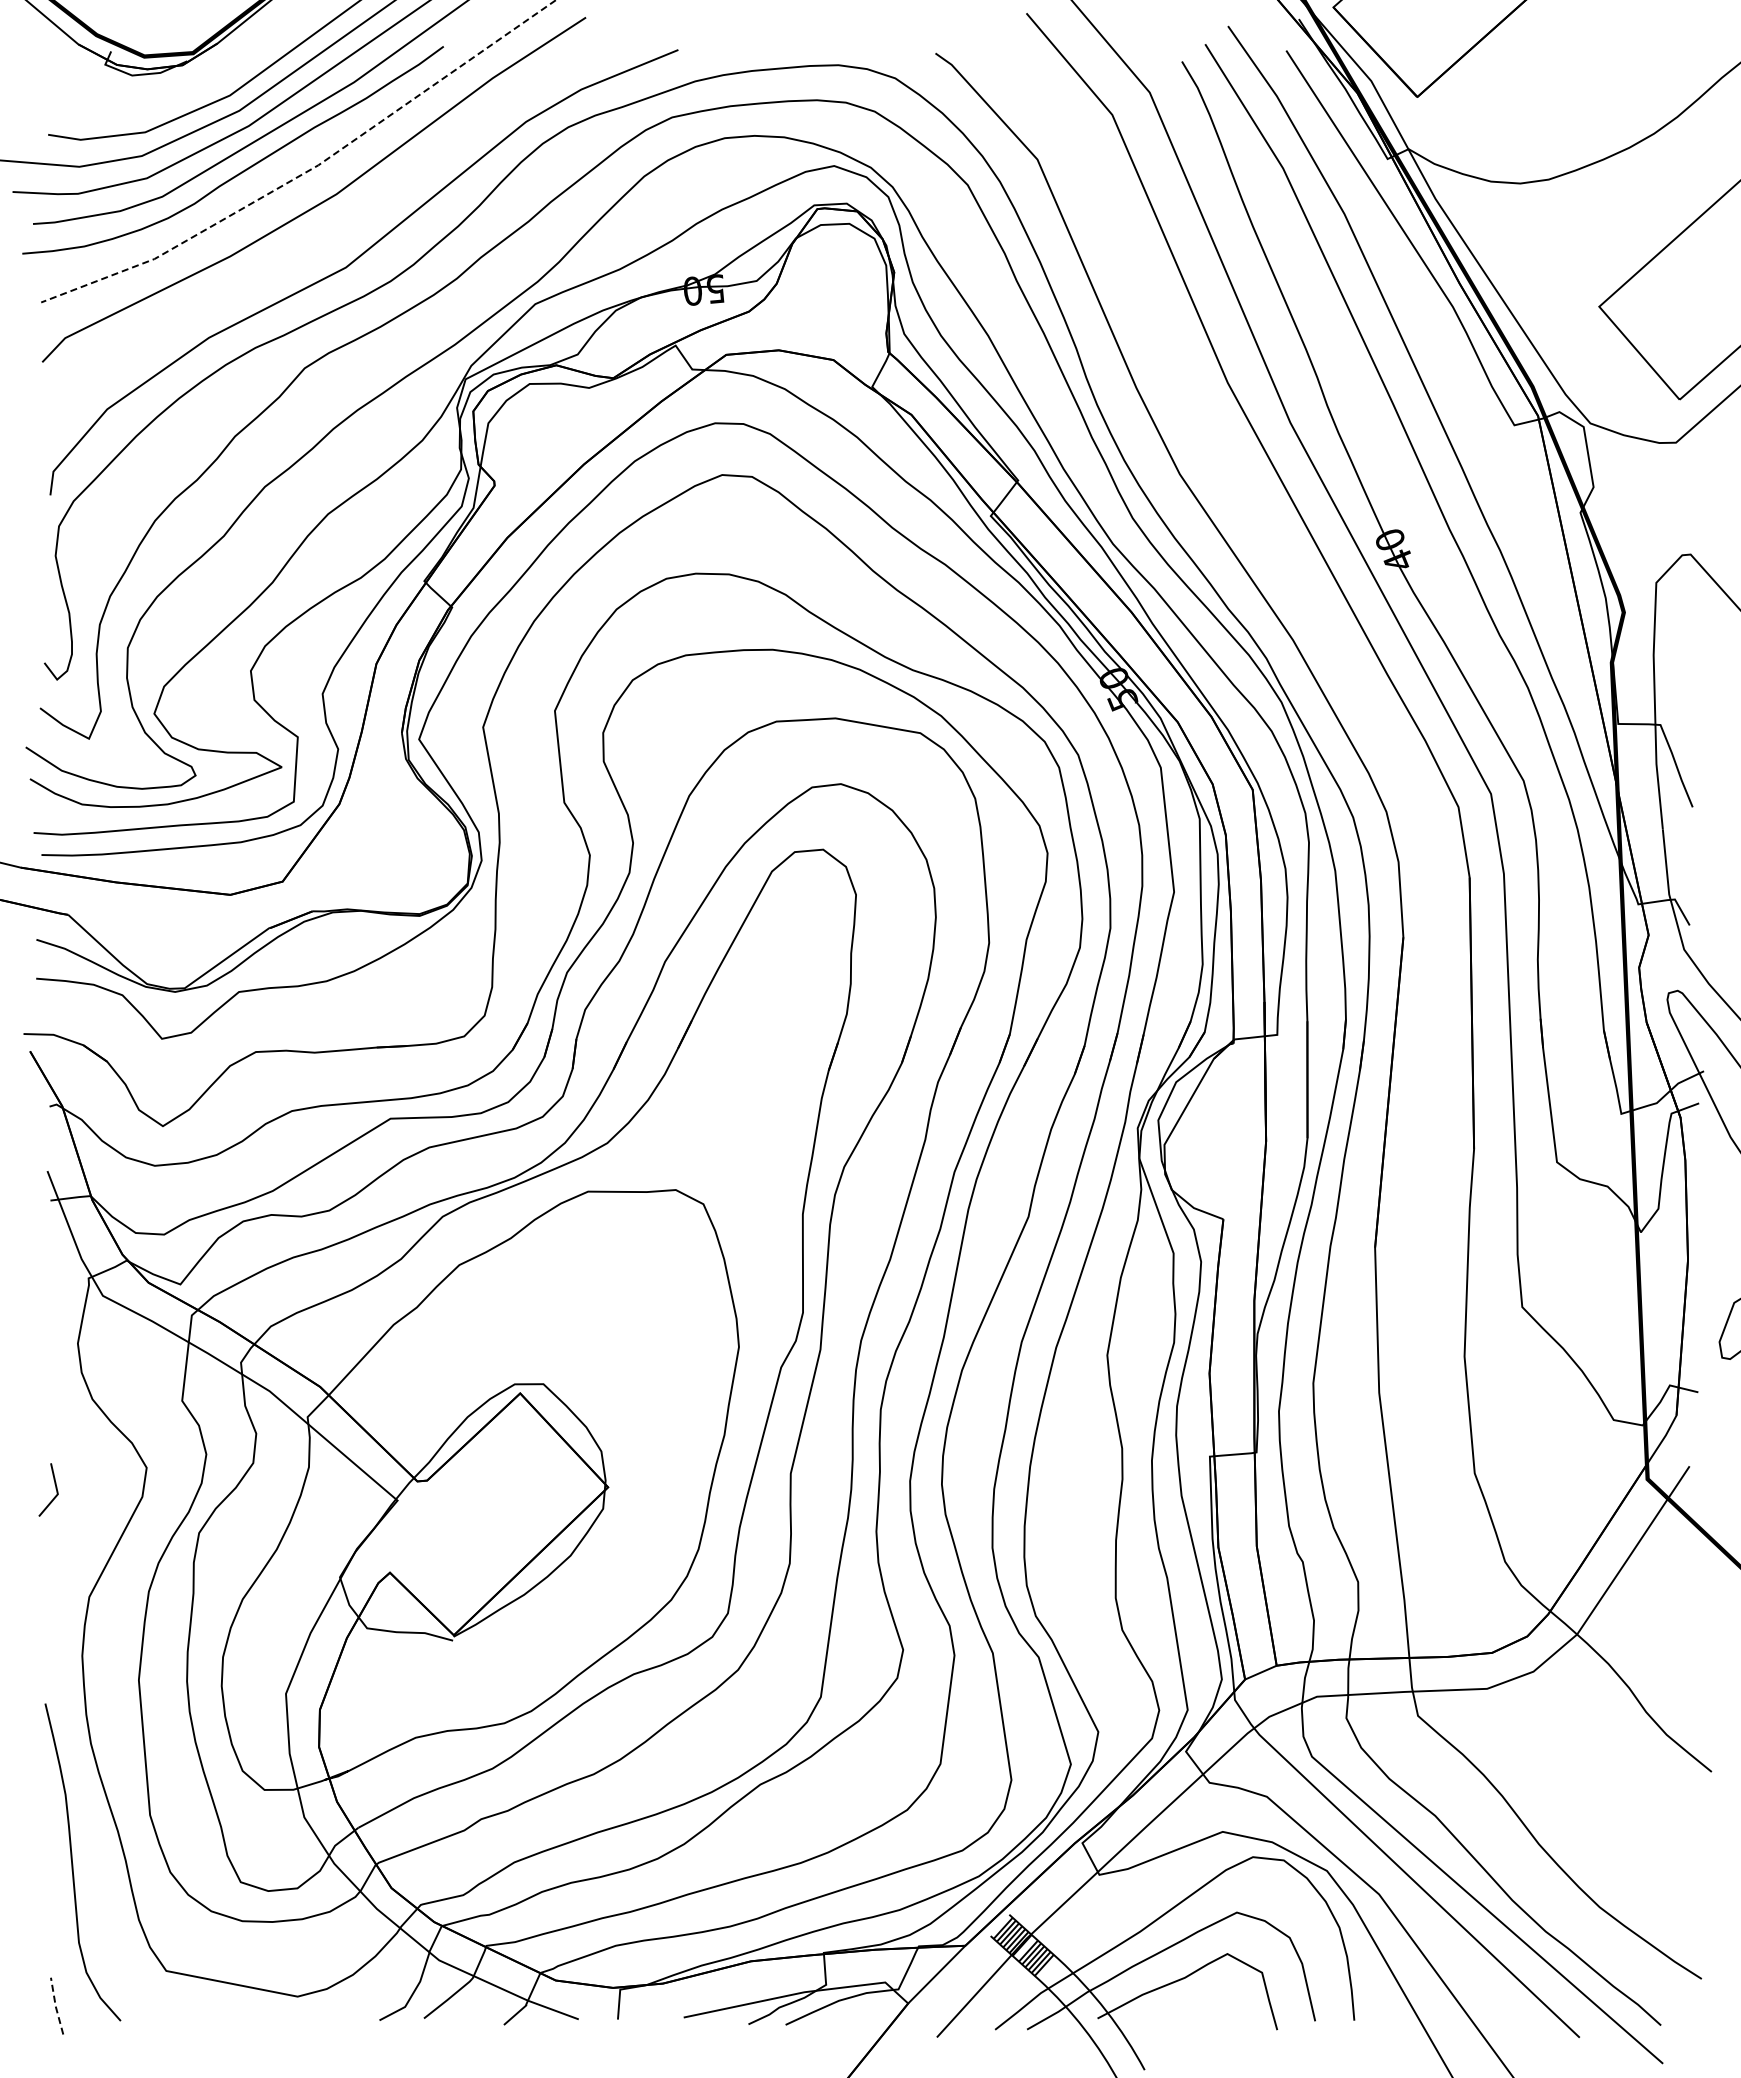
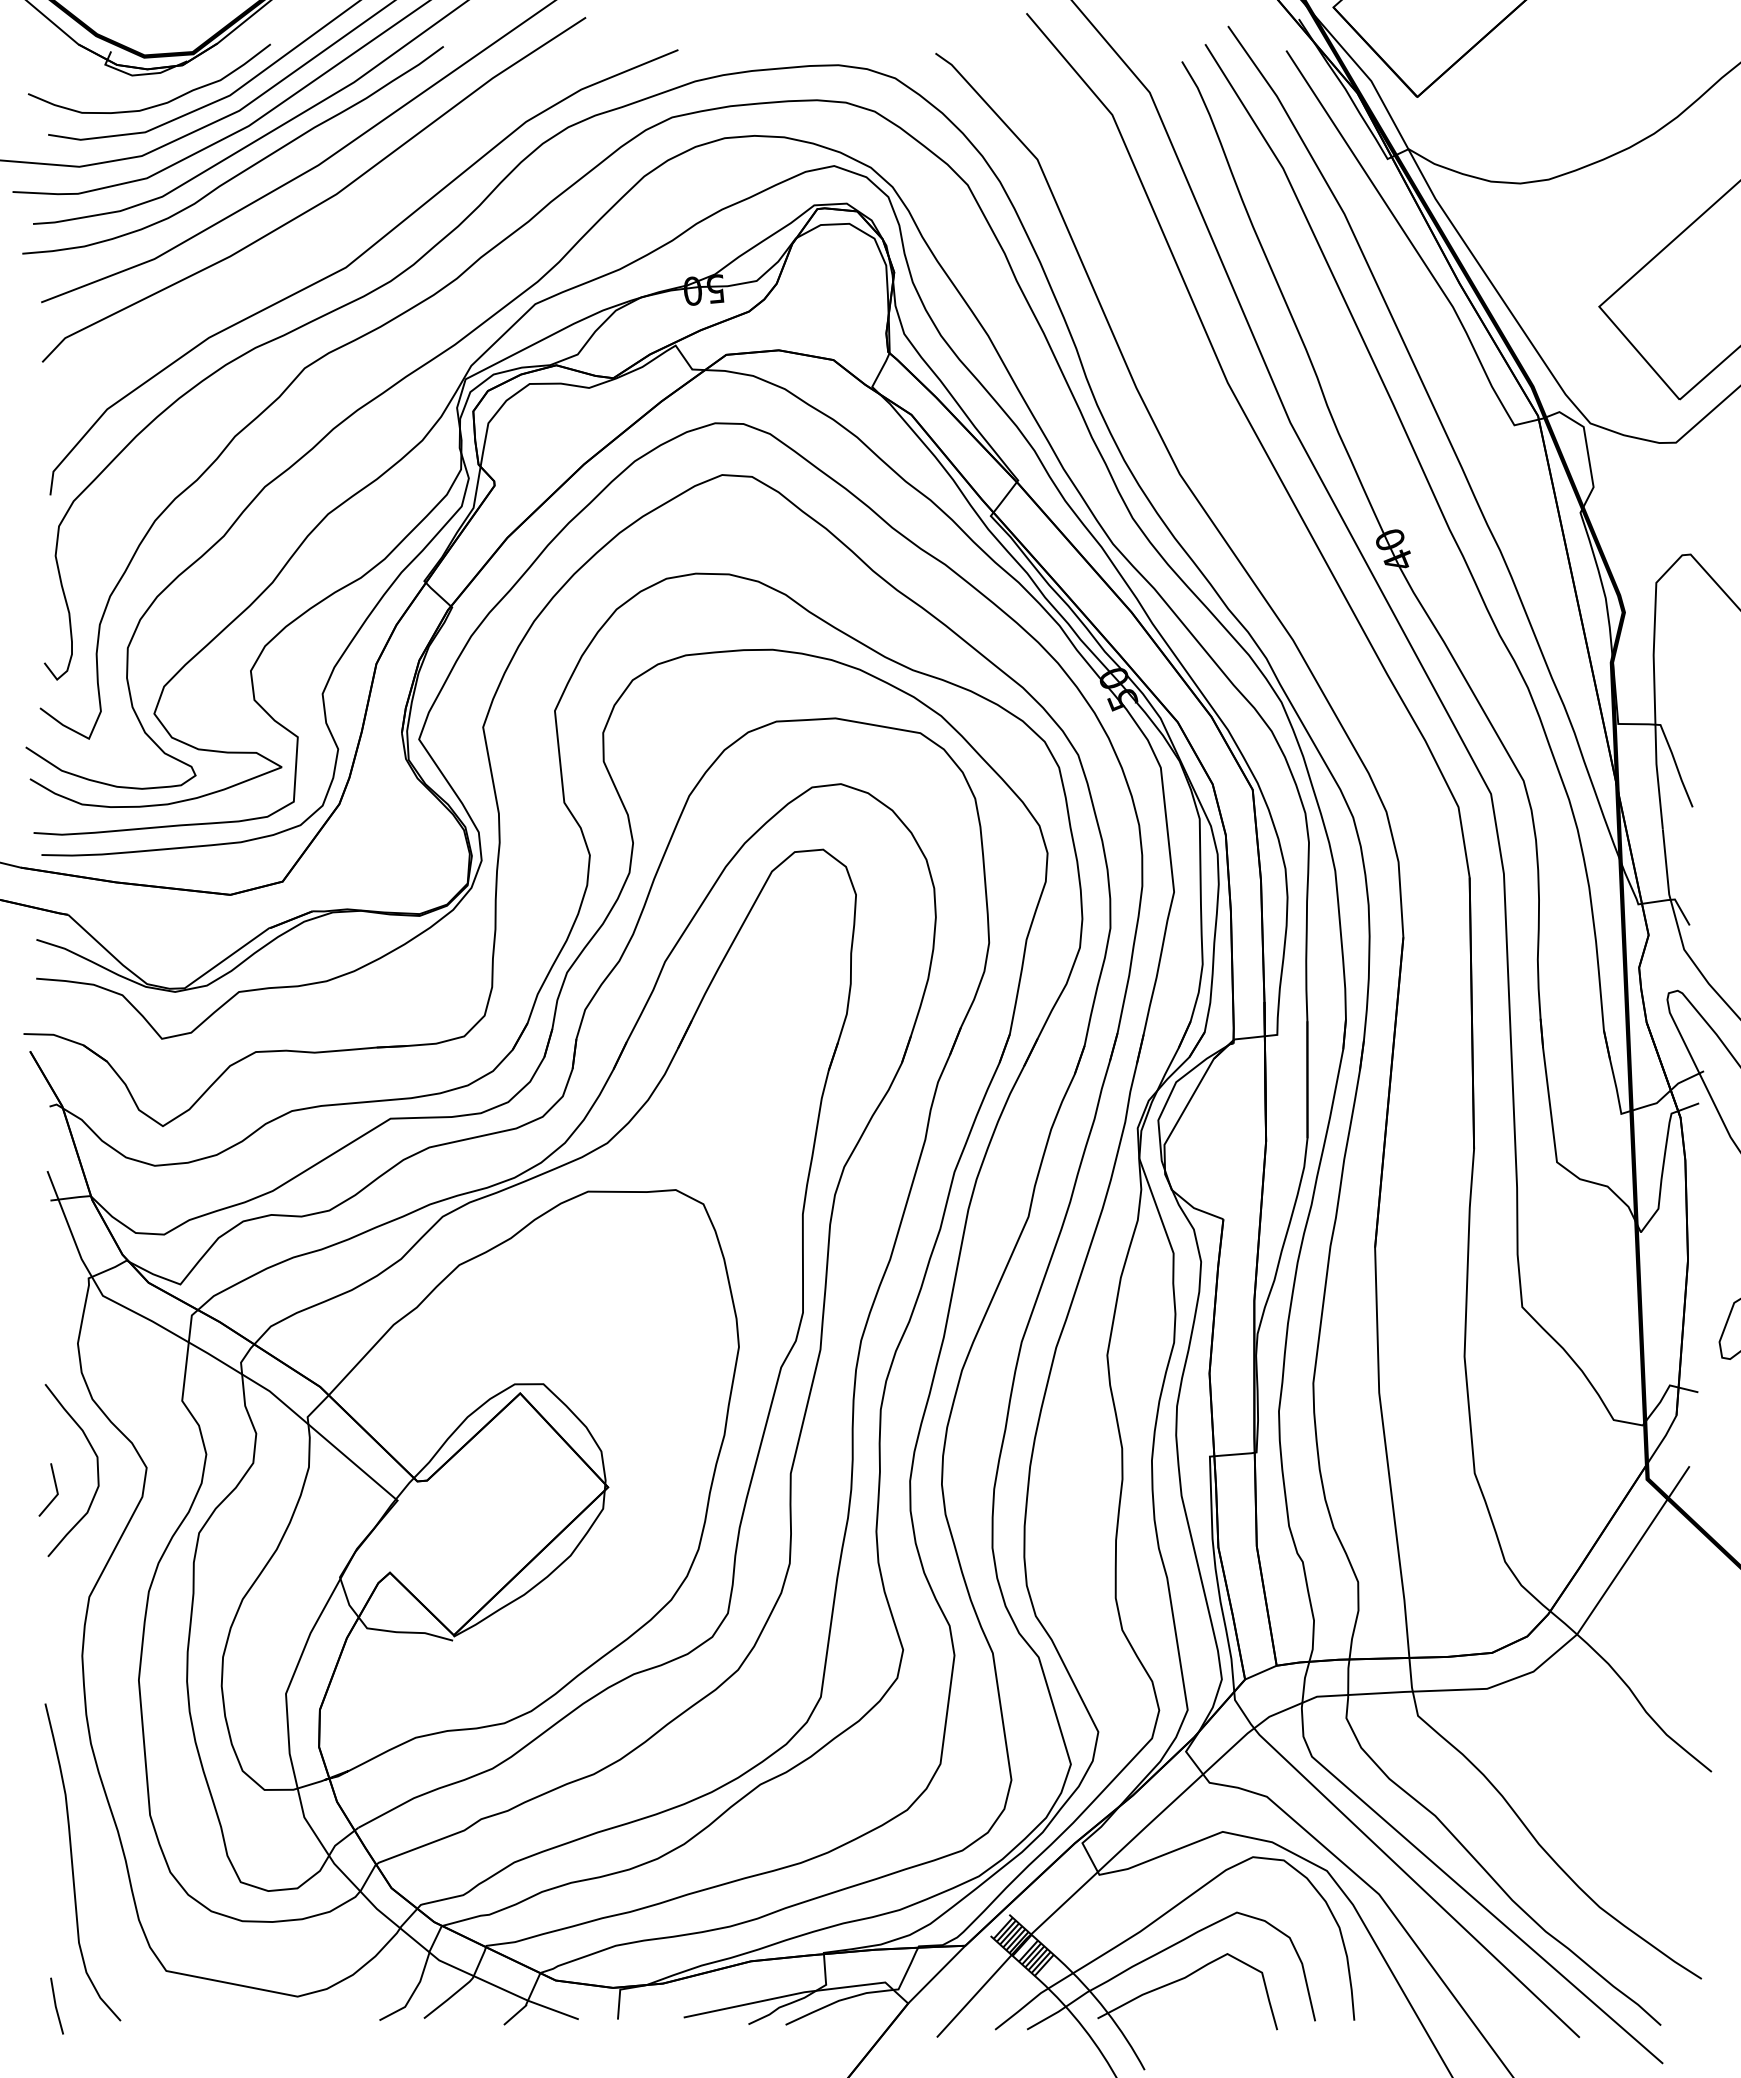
curve: none -> present (157, 104)
line: dashed -> solid (308, 170)
curve: none -> present (96, 1464)
line: dashed -> solid (55, 2006)
